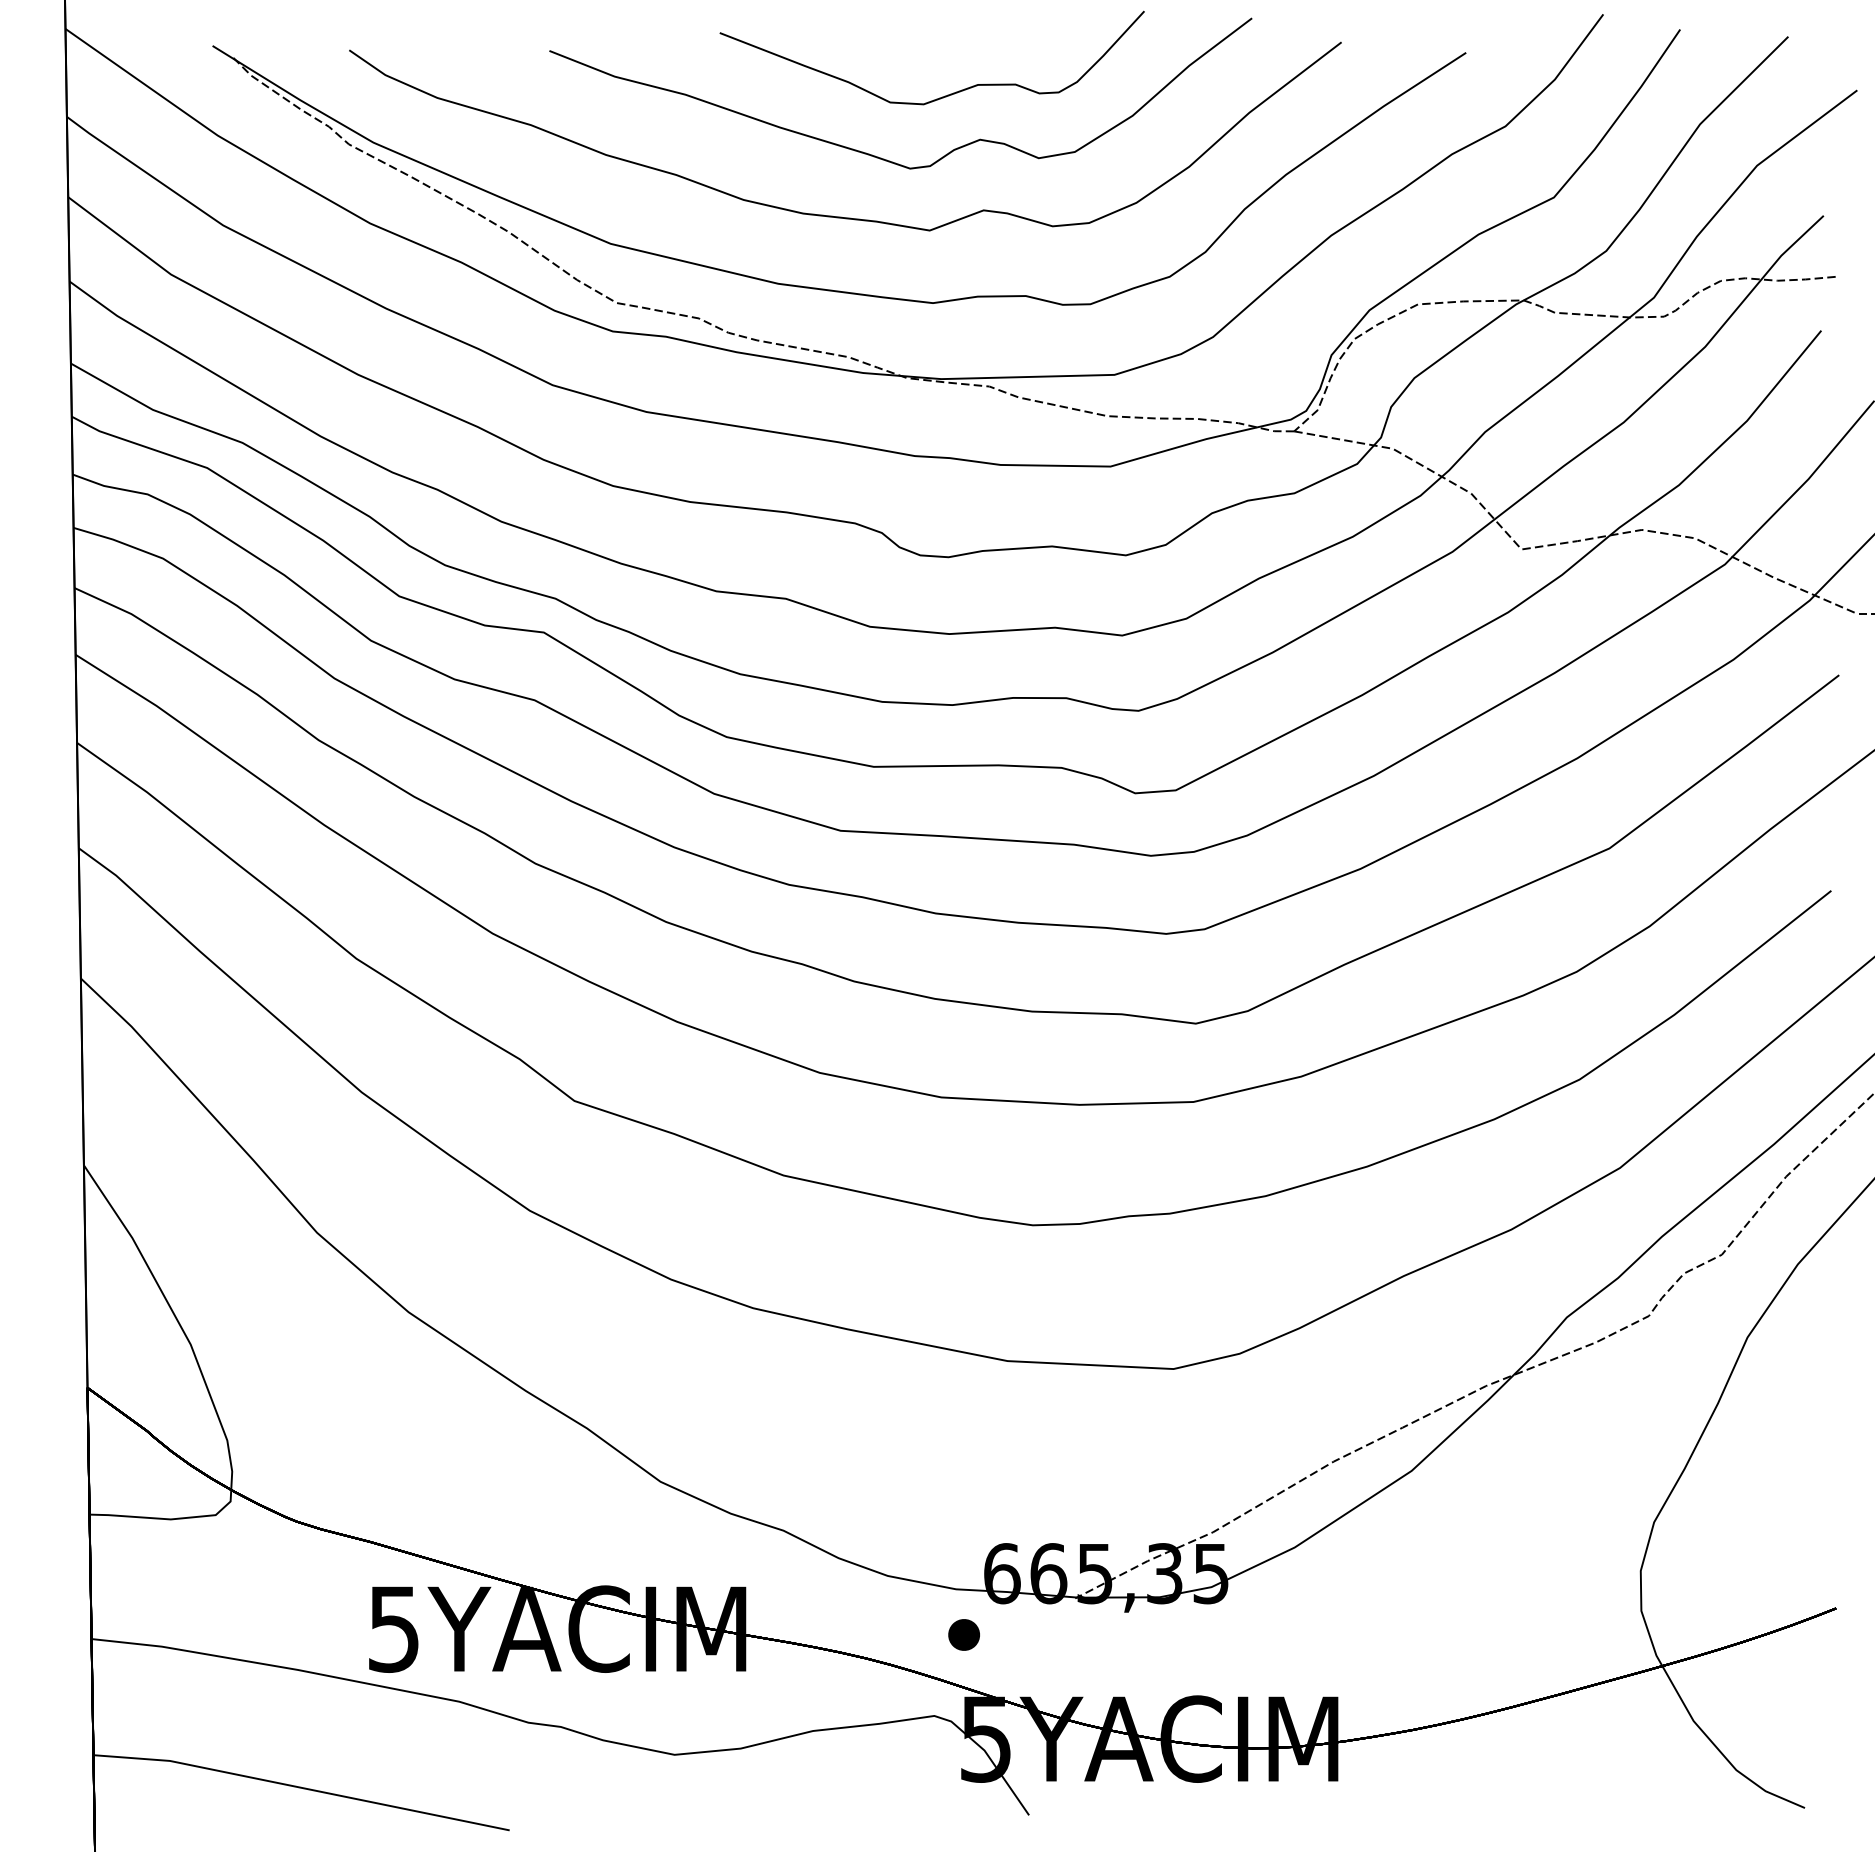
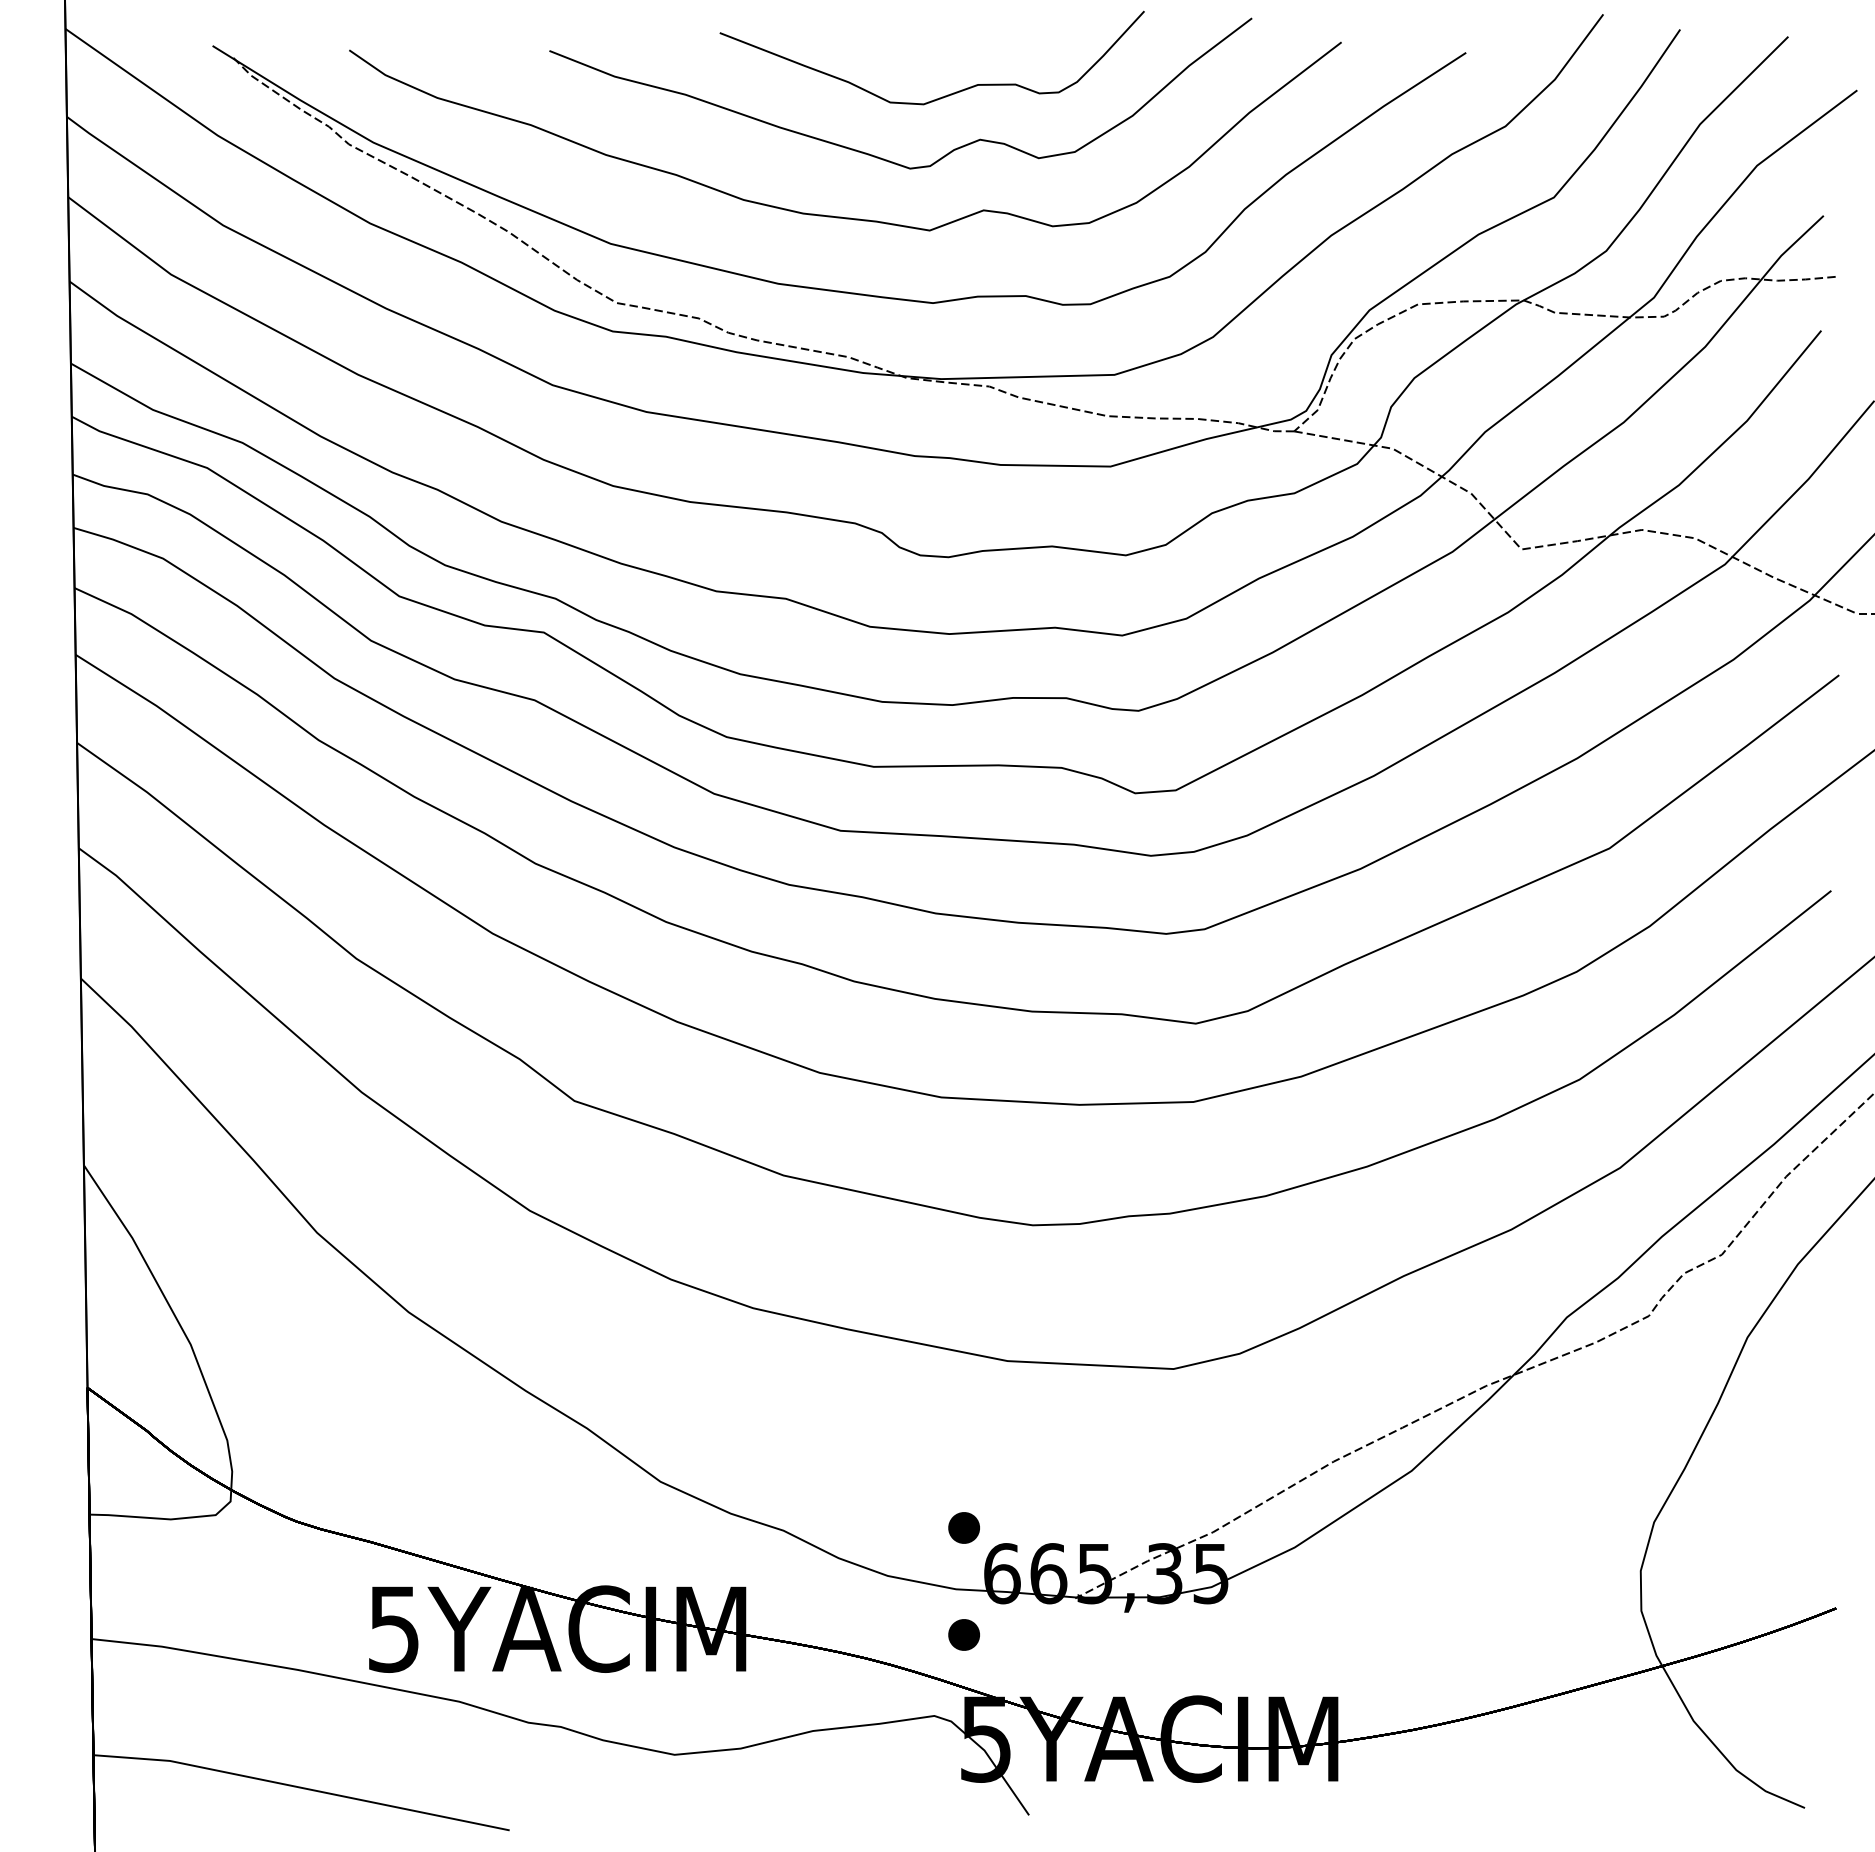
part: none -> present (963, 1527)
